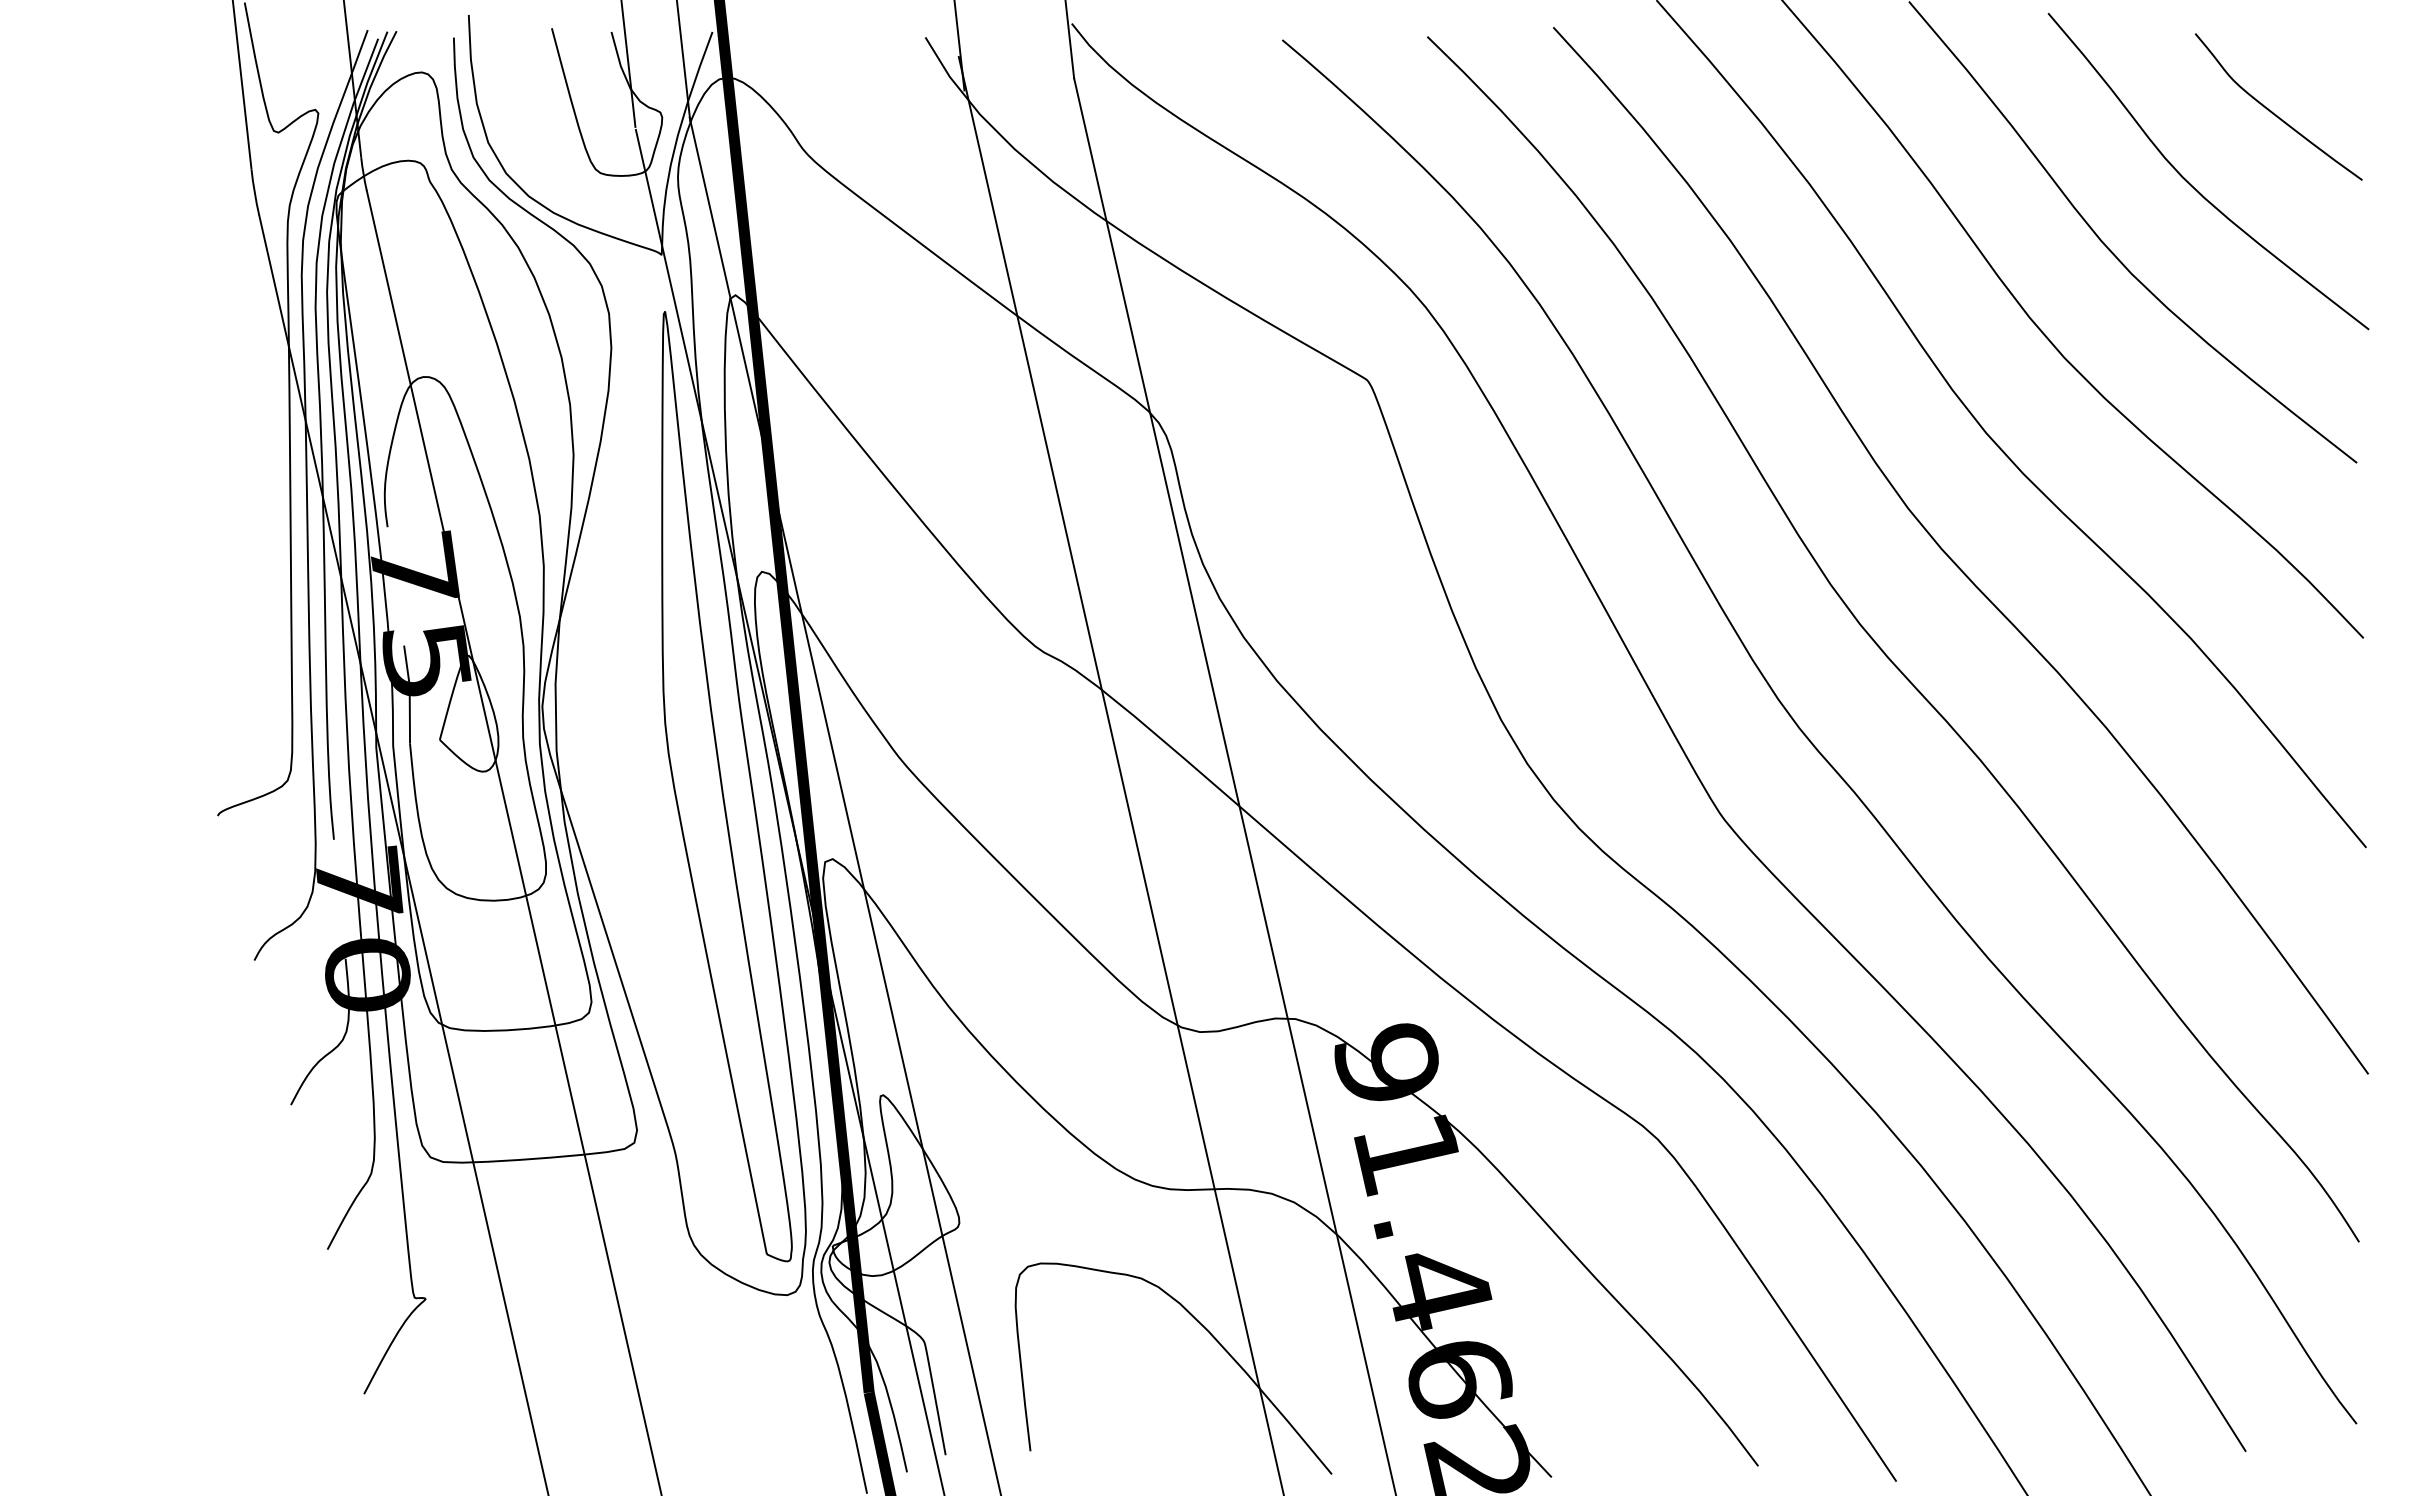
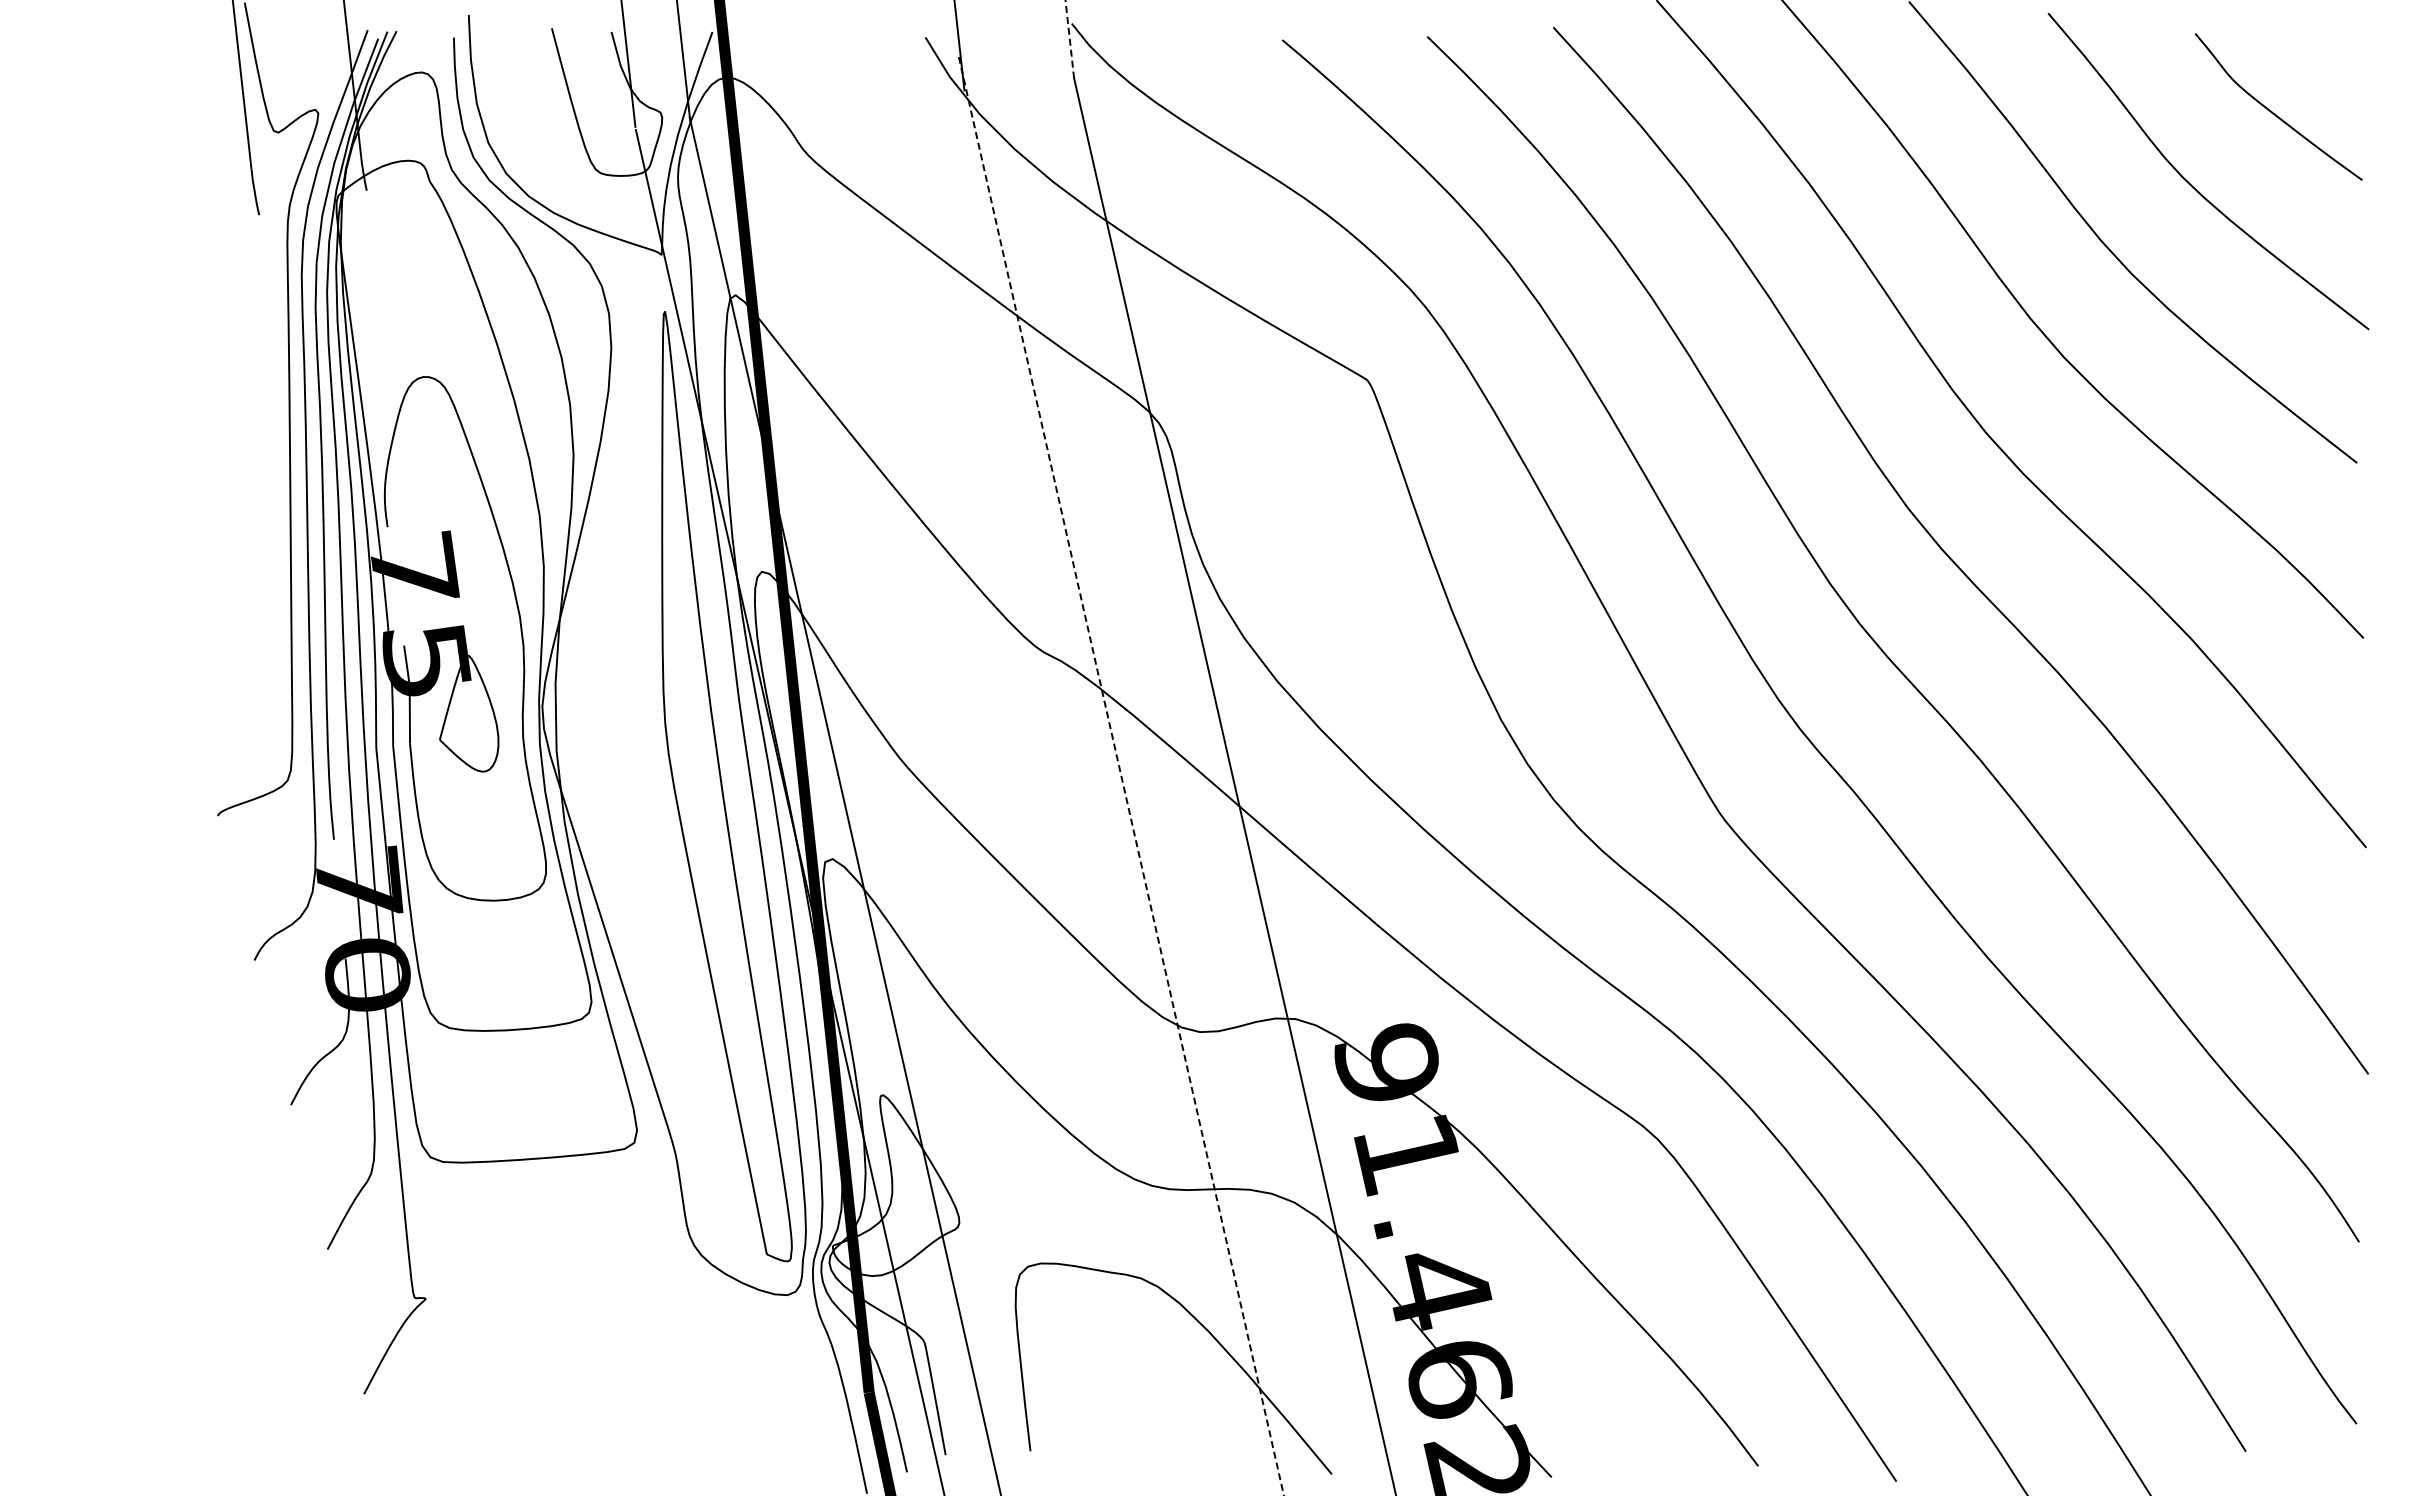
line: solid -> dashed (1069, 39)
line: solid -> dashed (1121, 776)
line: present -> none (513, 841)
line: present -> none (403, 853)
